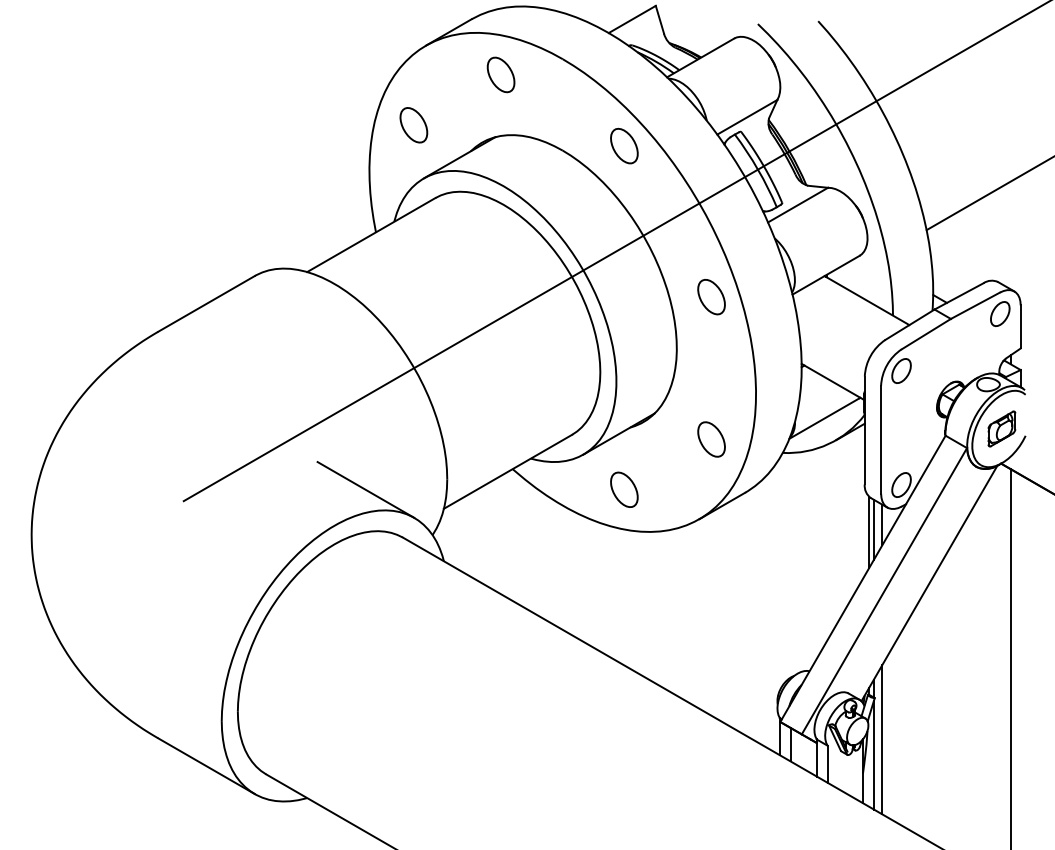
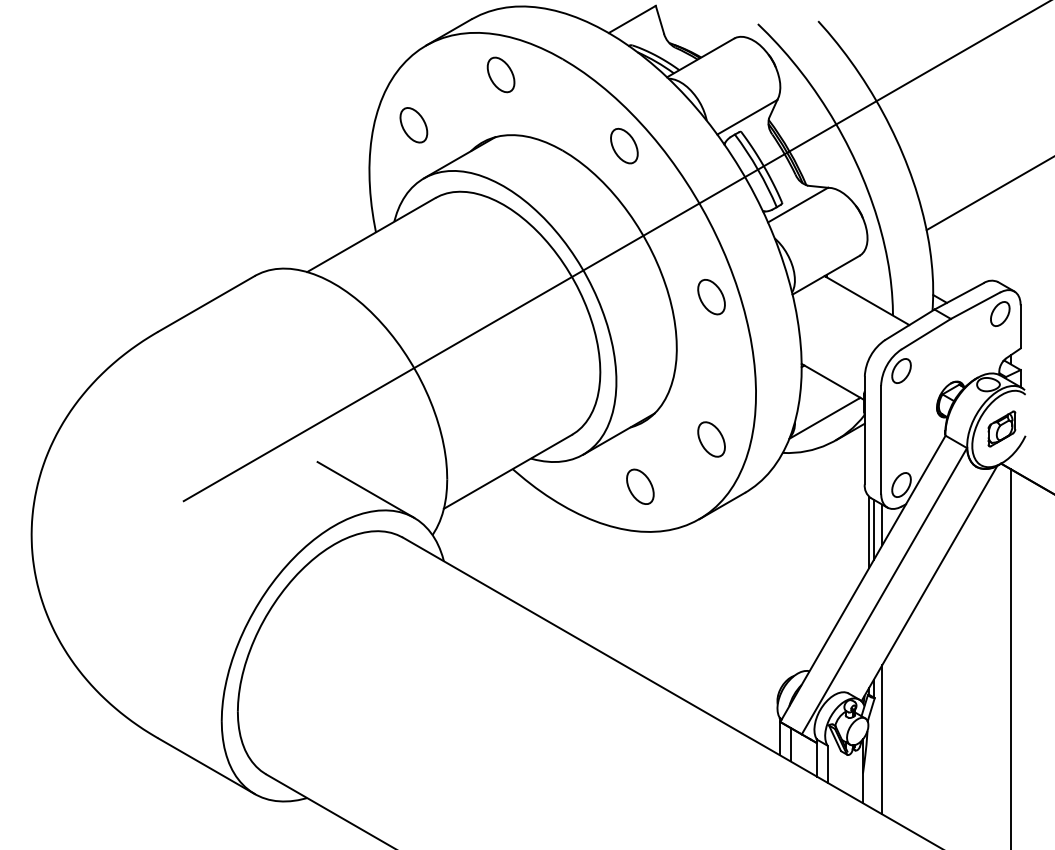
part position: (624, 489) -> (640, 486) (640, 486)
line: present -> none (873, 754)
